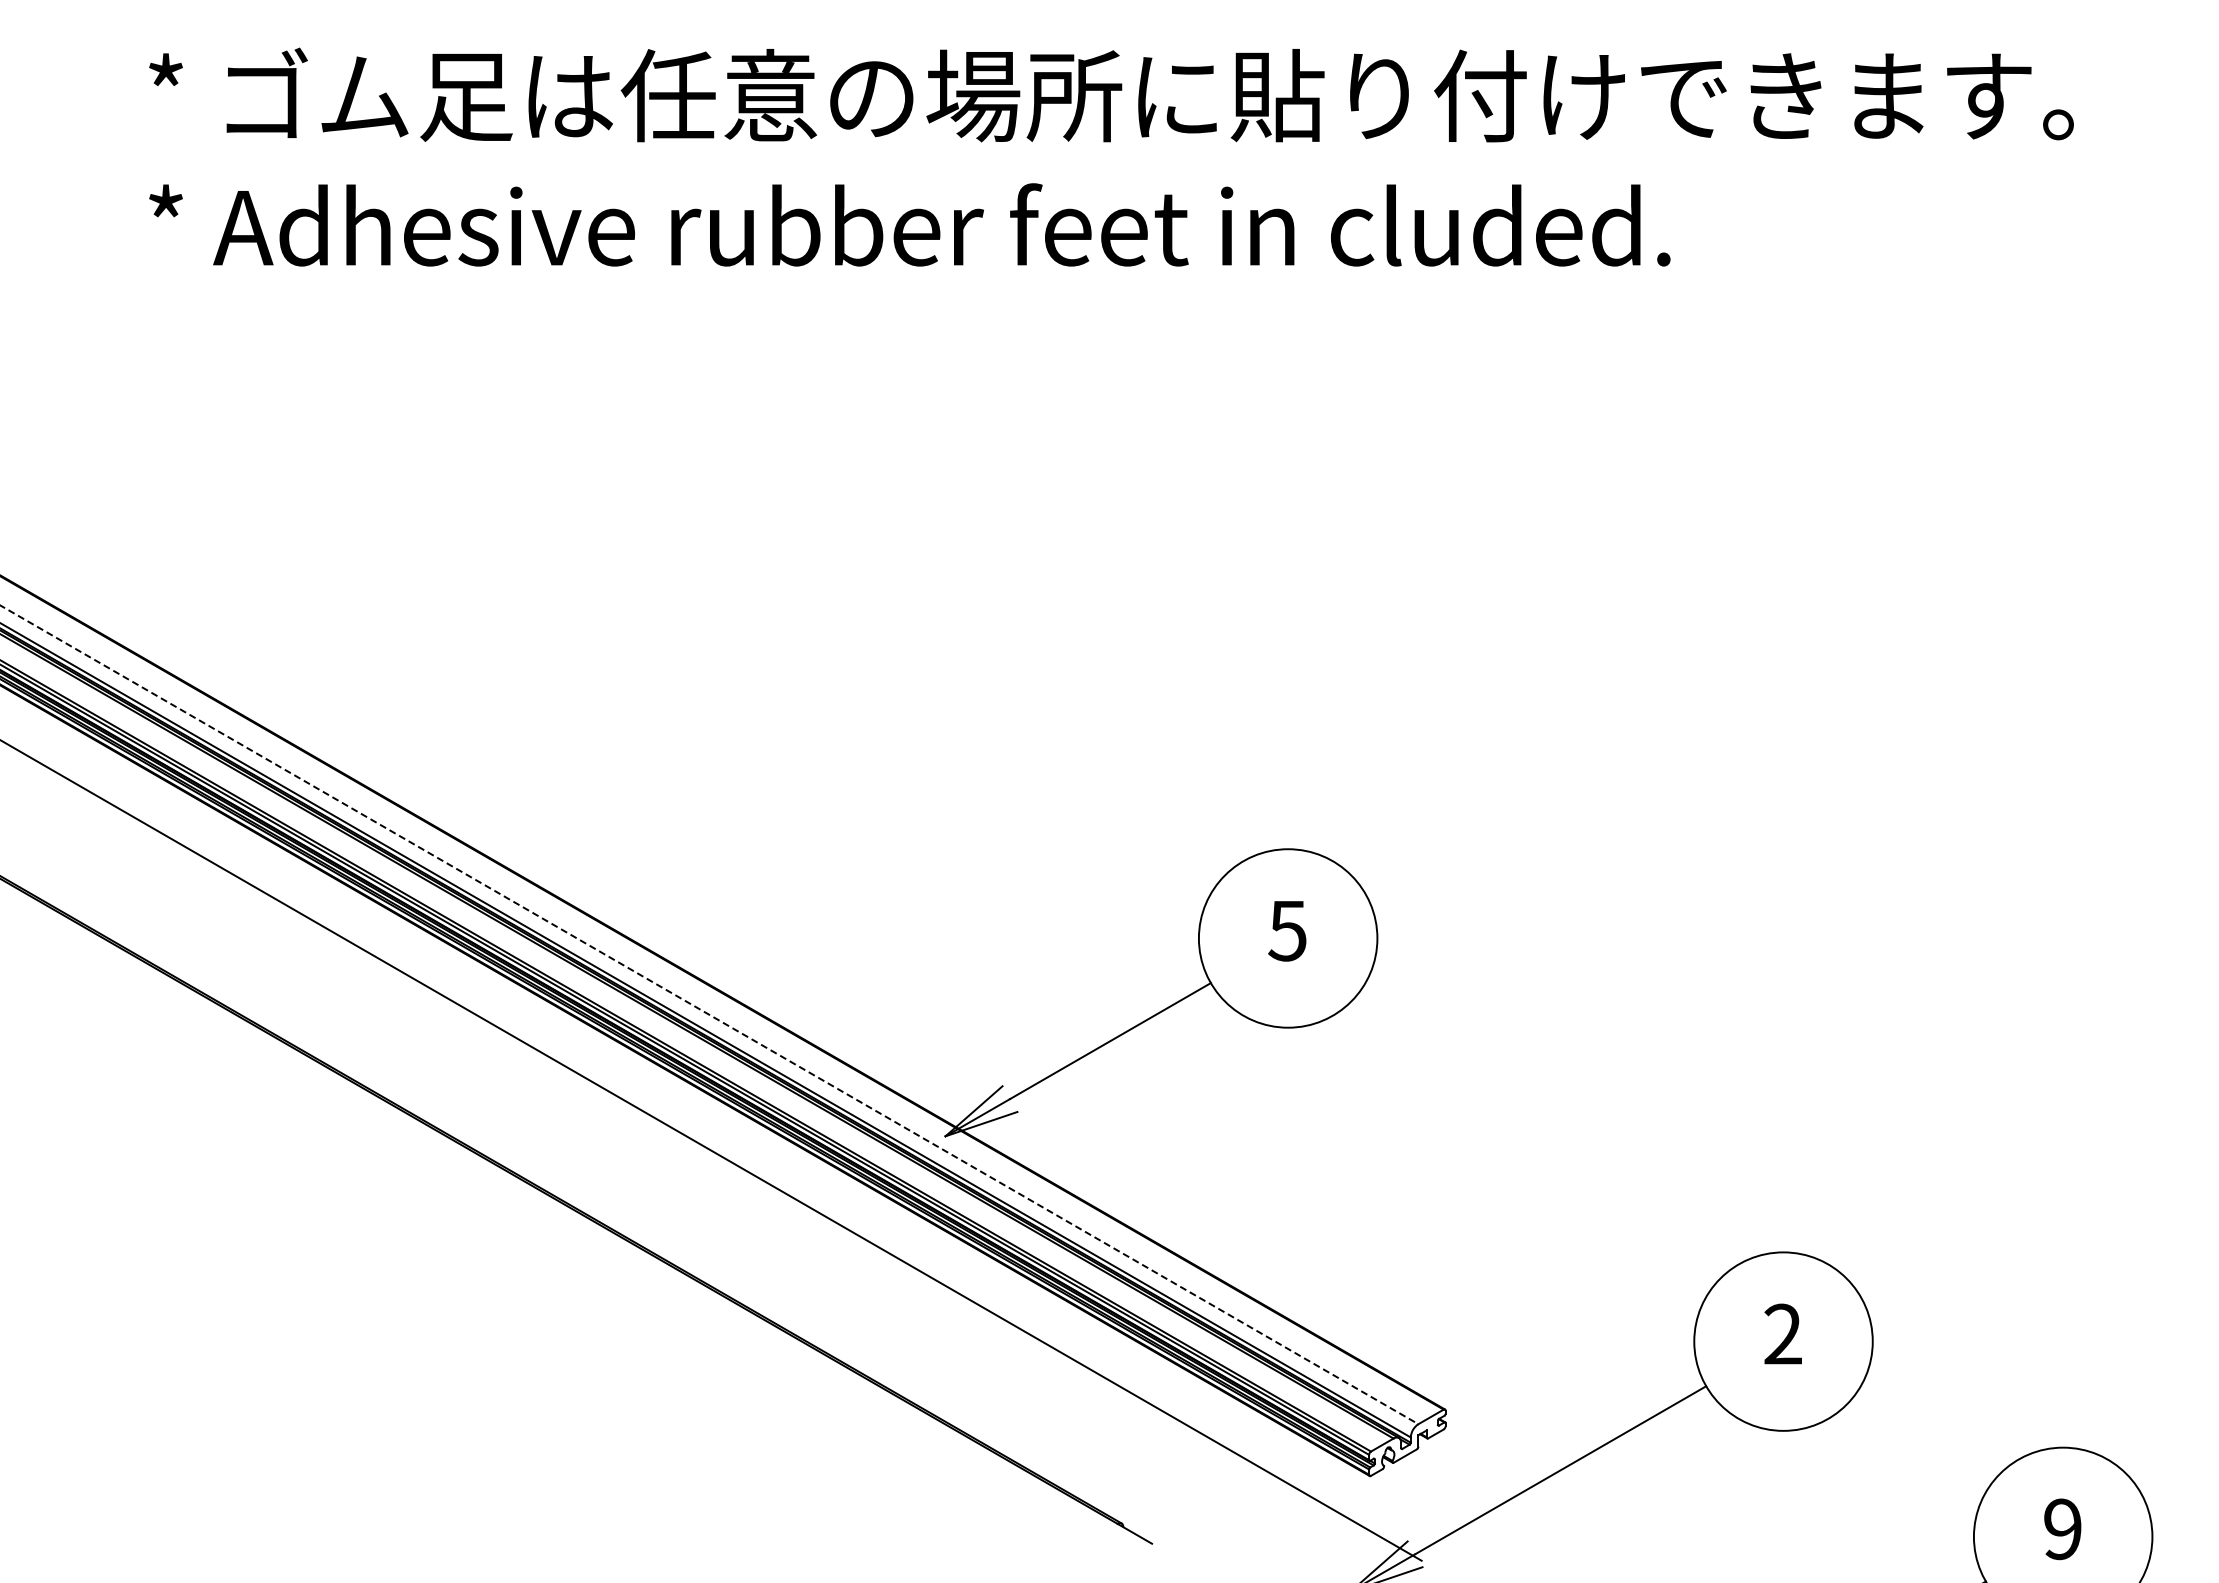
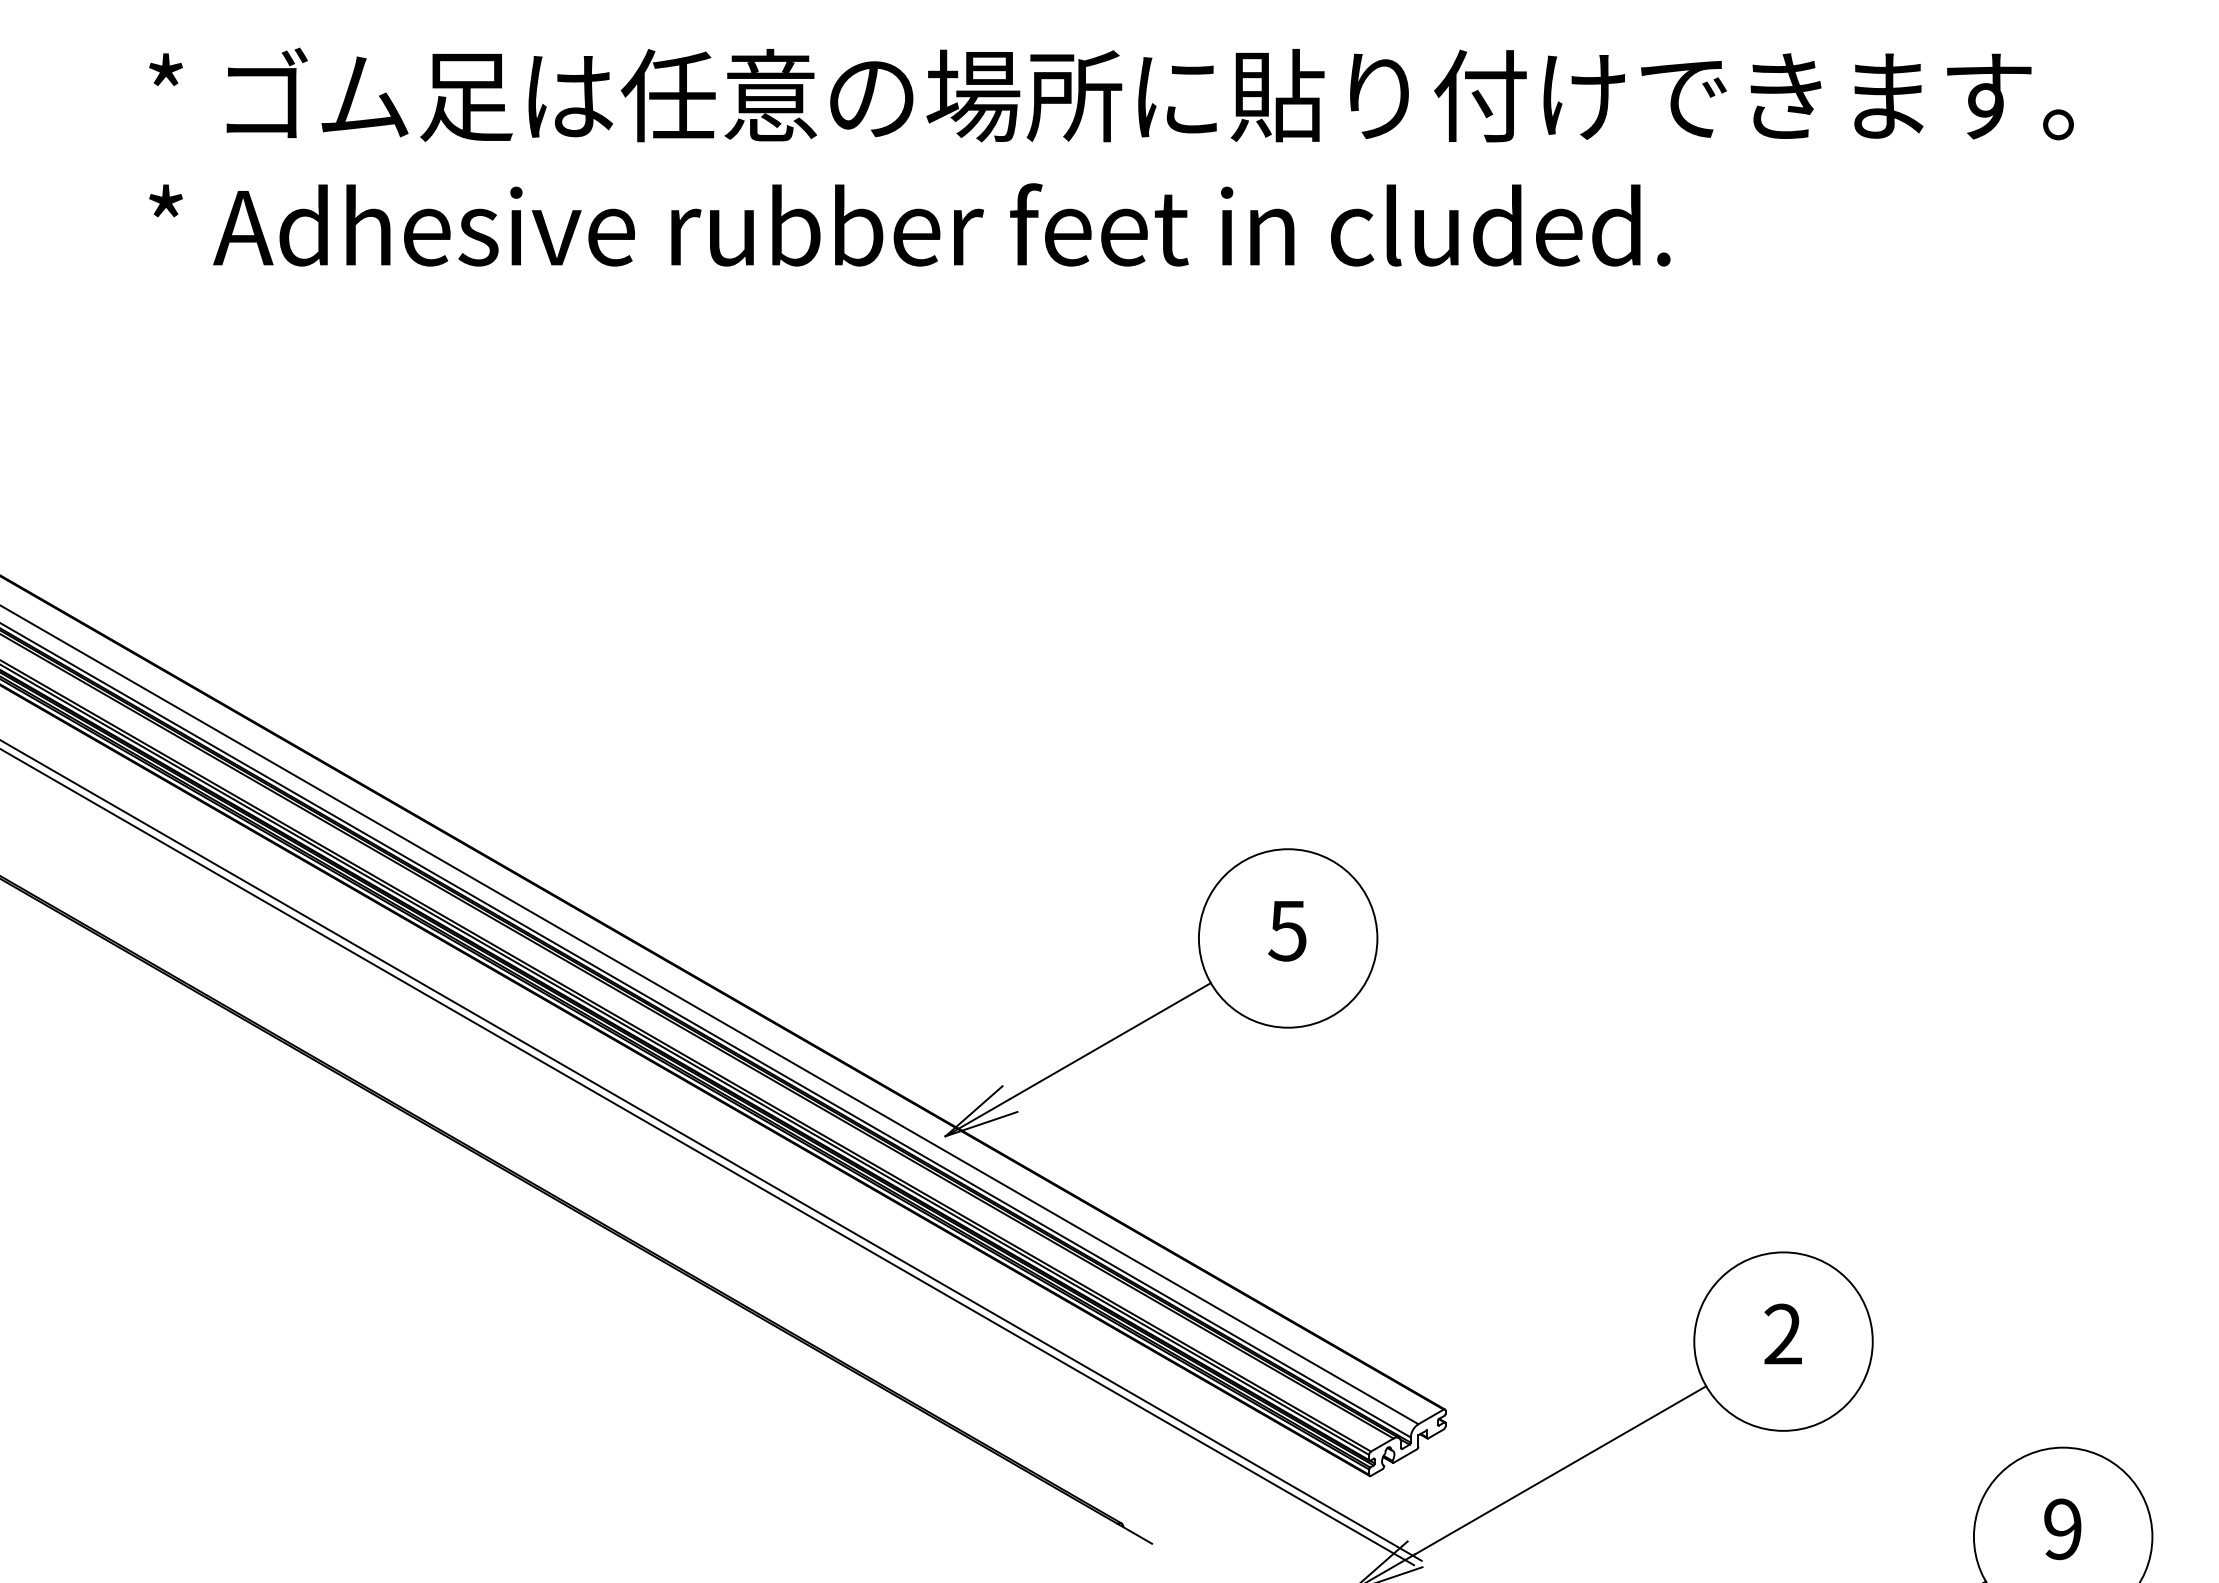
line: dashed -> solid (709, 1014)
line: none -> present (708, 1157)
